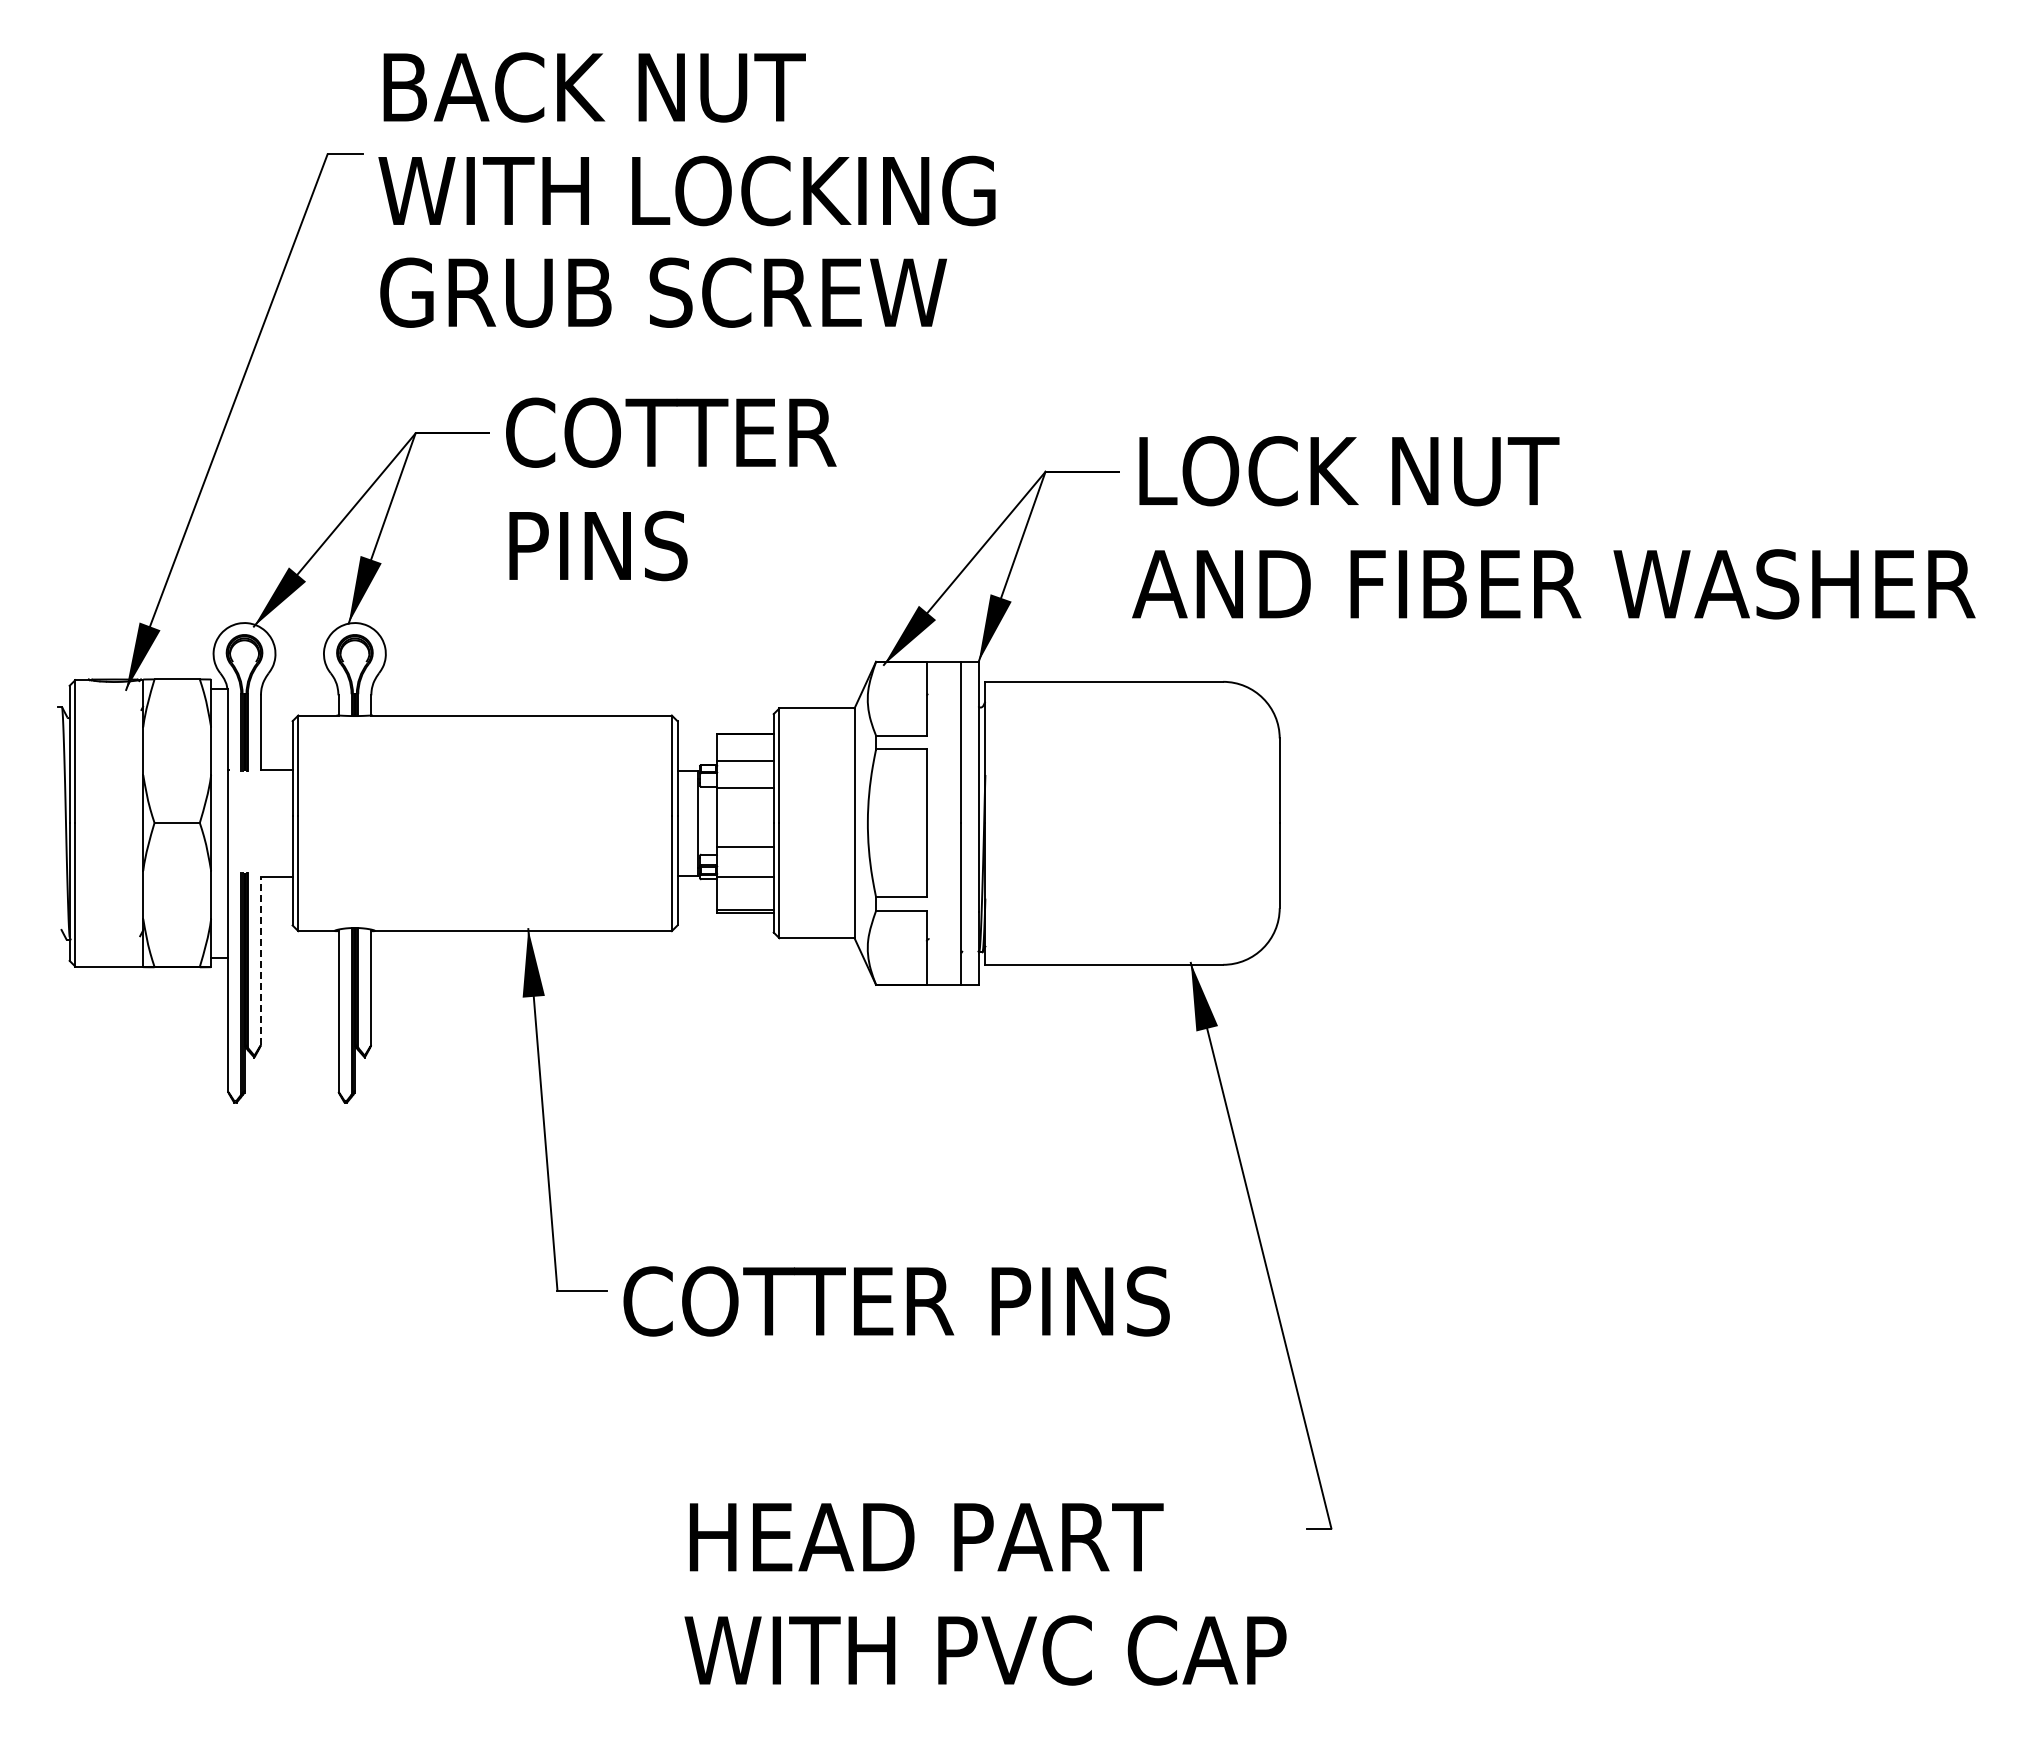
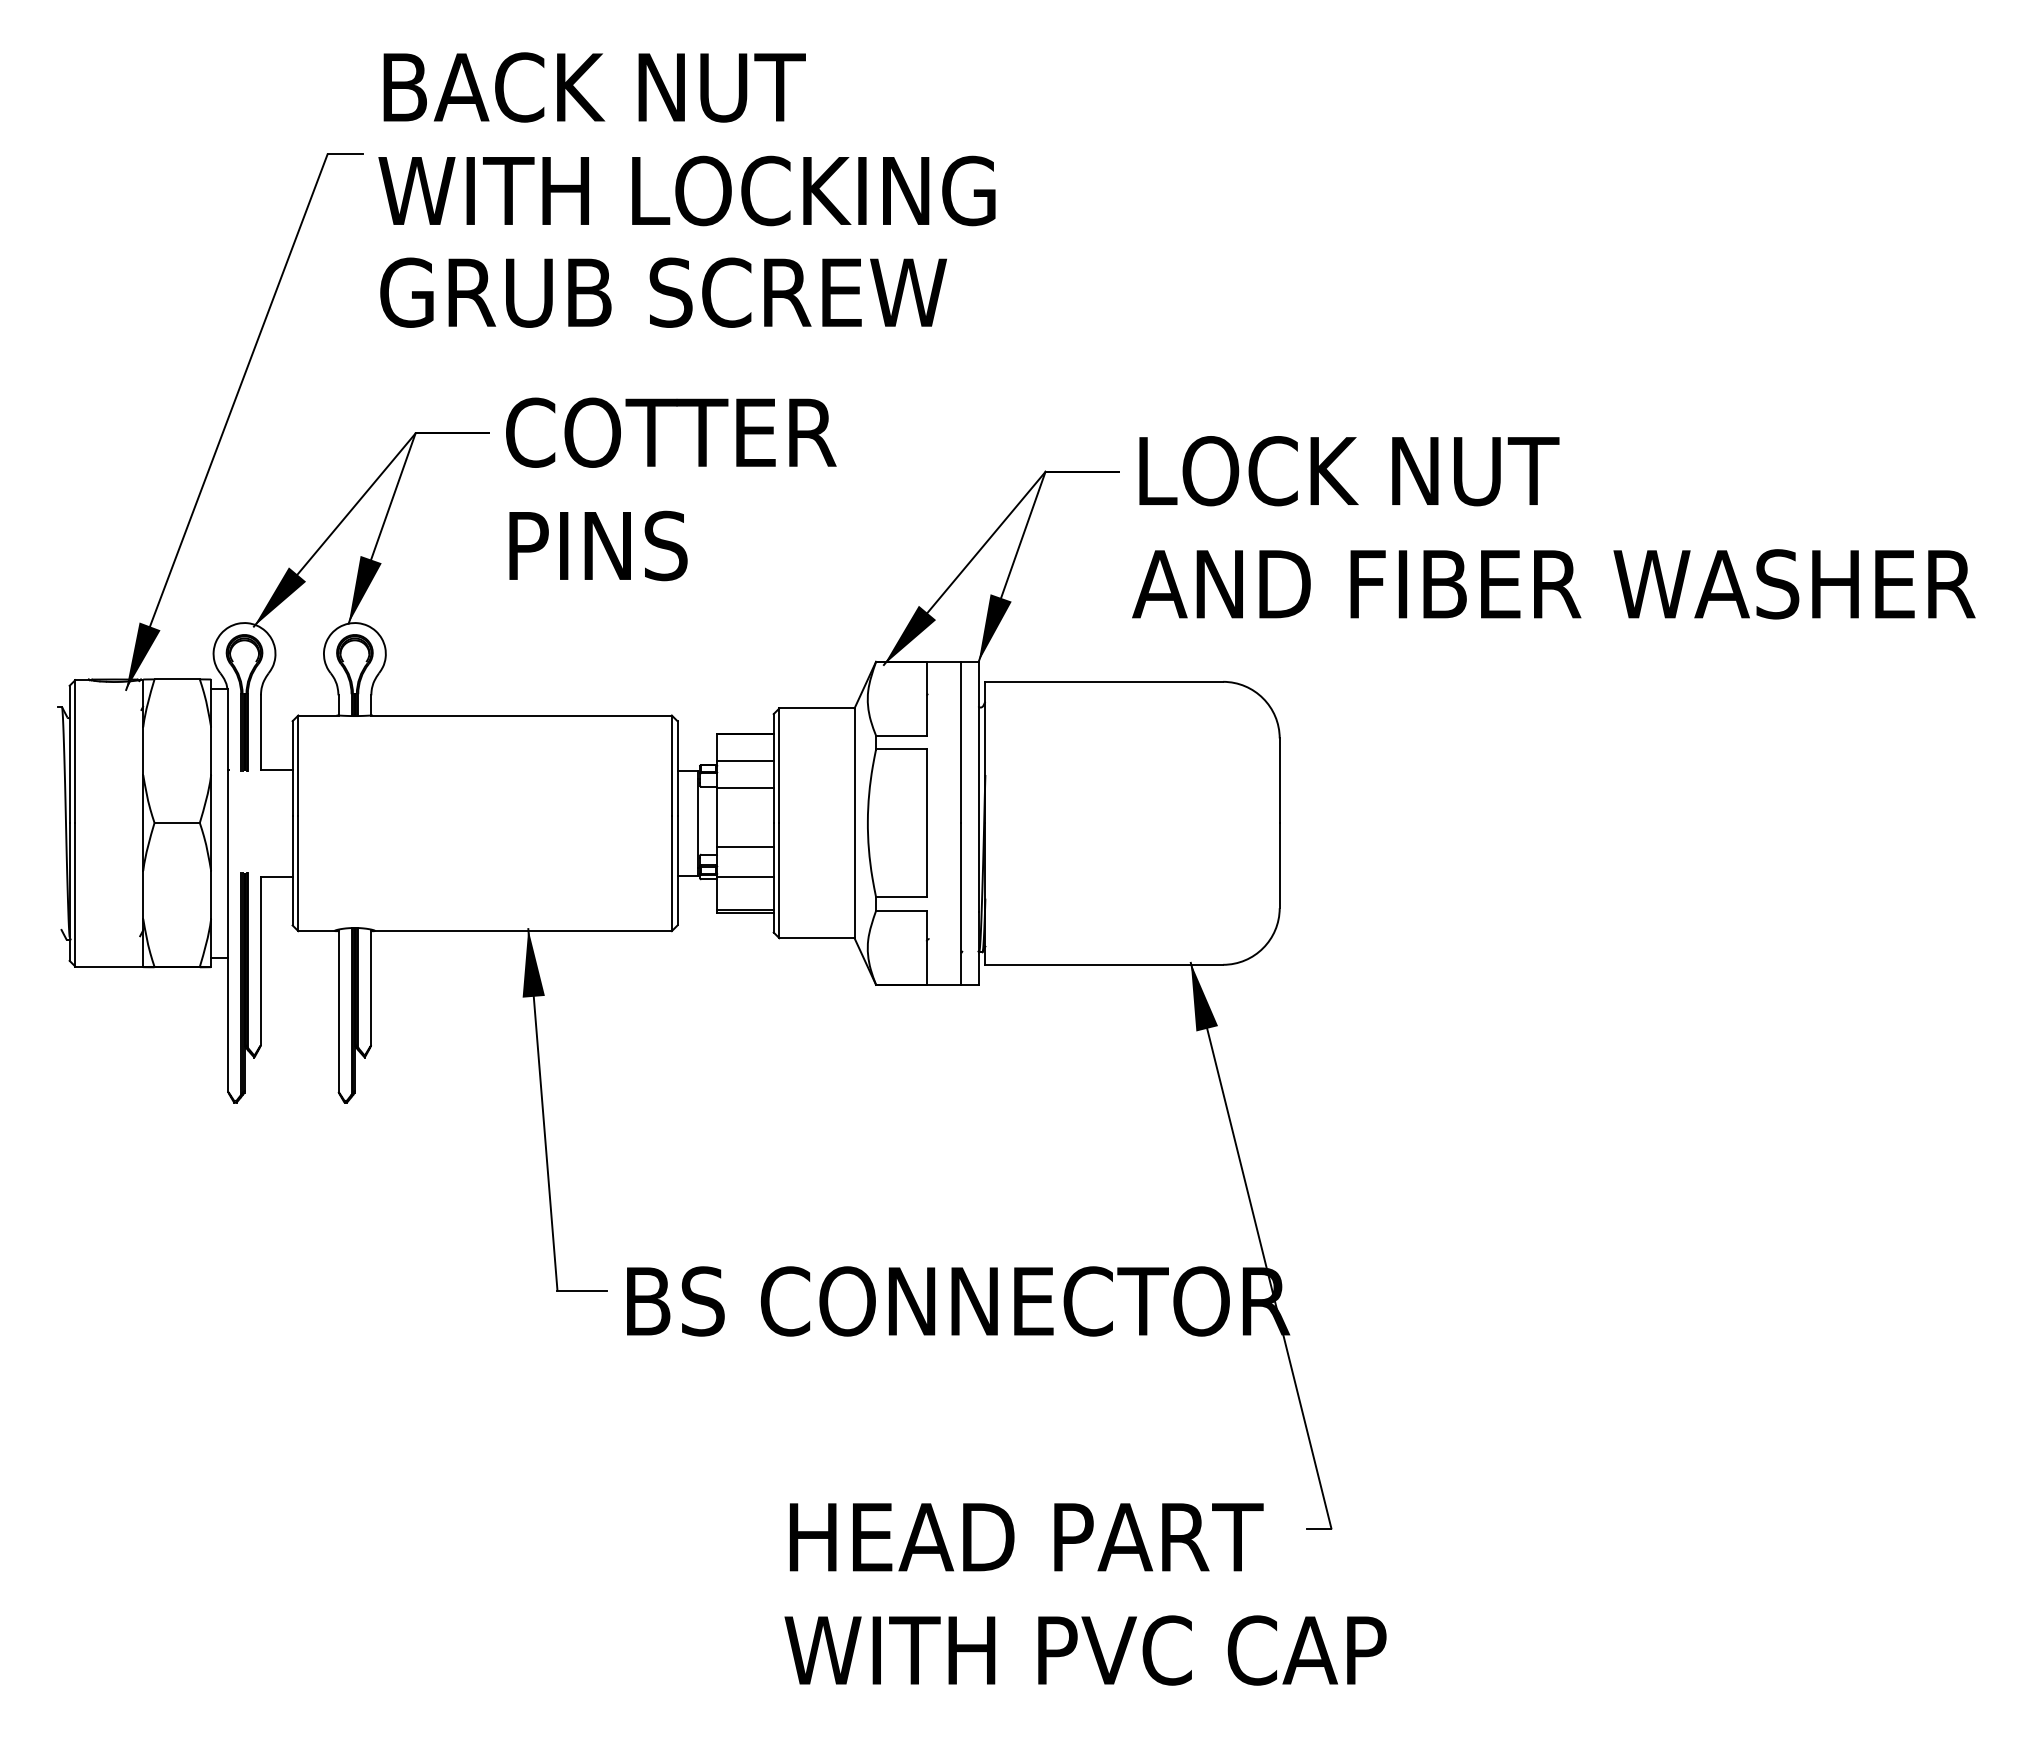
line: dashed -> solid (260, 960)
text: COTTER PINS -> BS CONNECTOR (956, 1301)
text position: (985, 1594) -> (1085, 1594) (1085, 1594)
